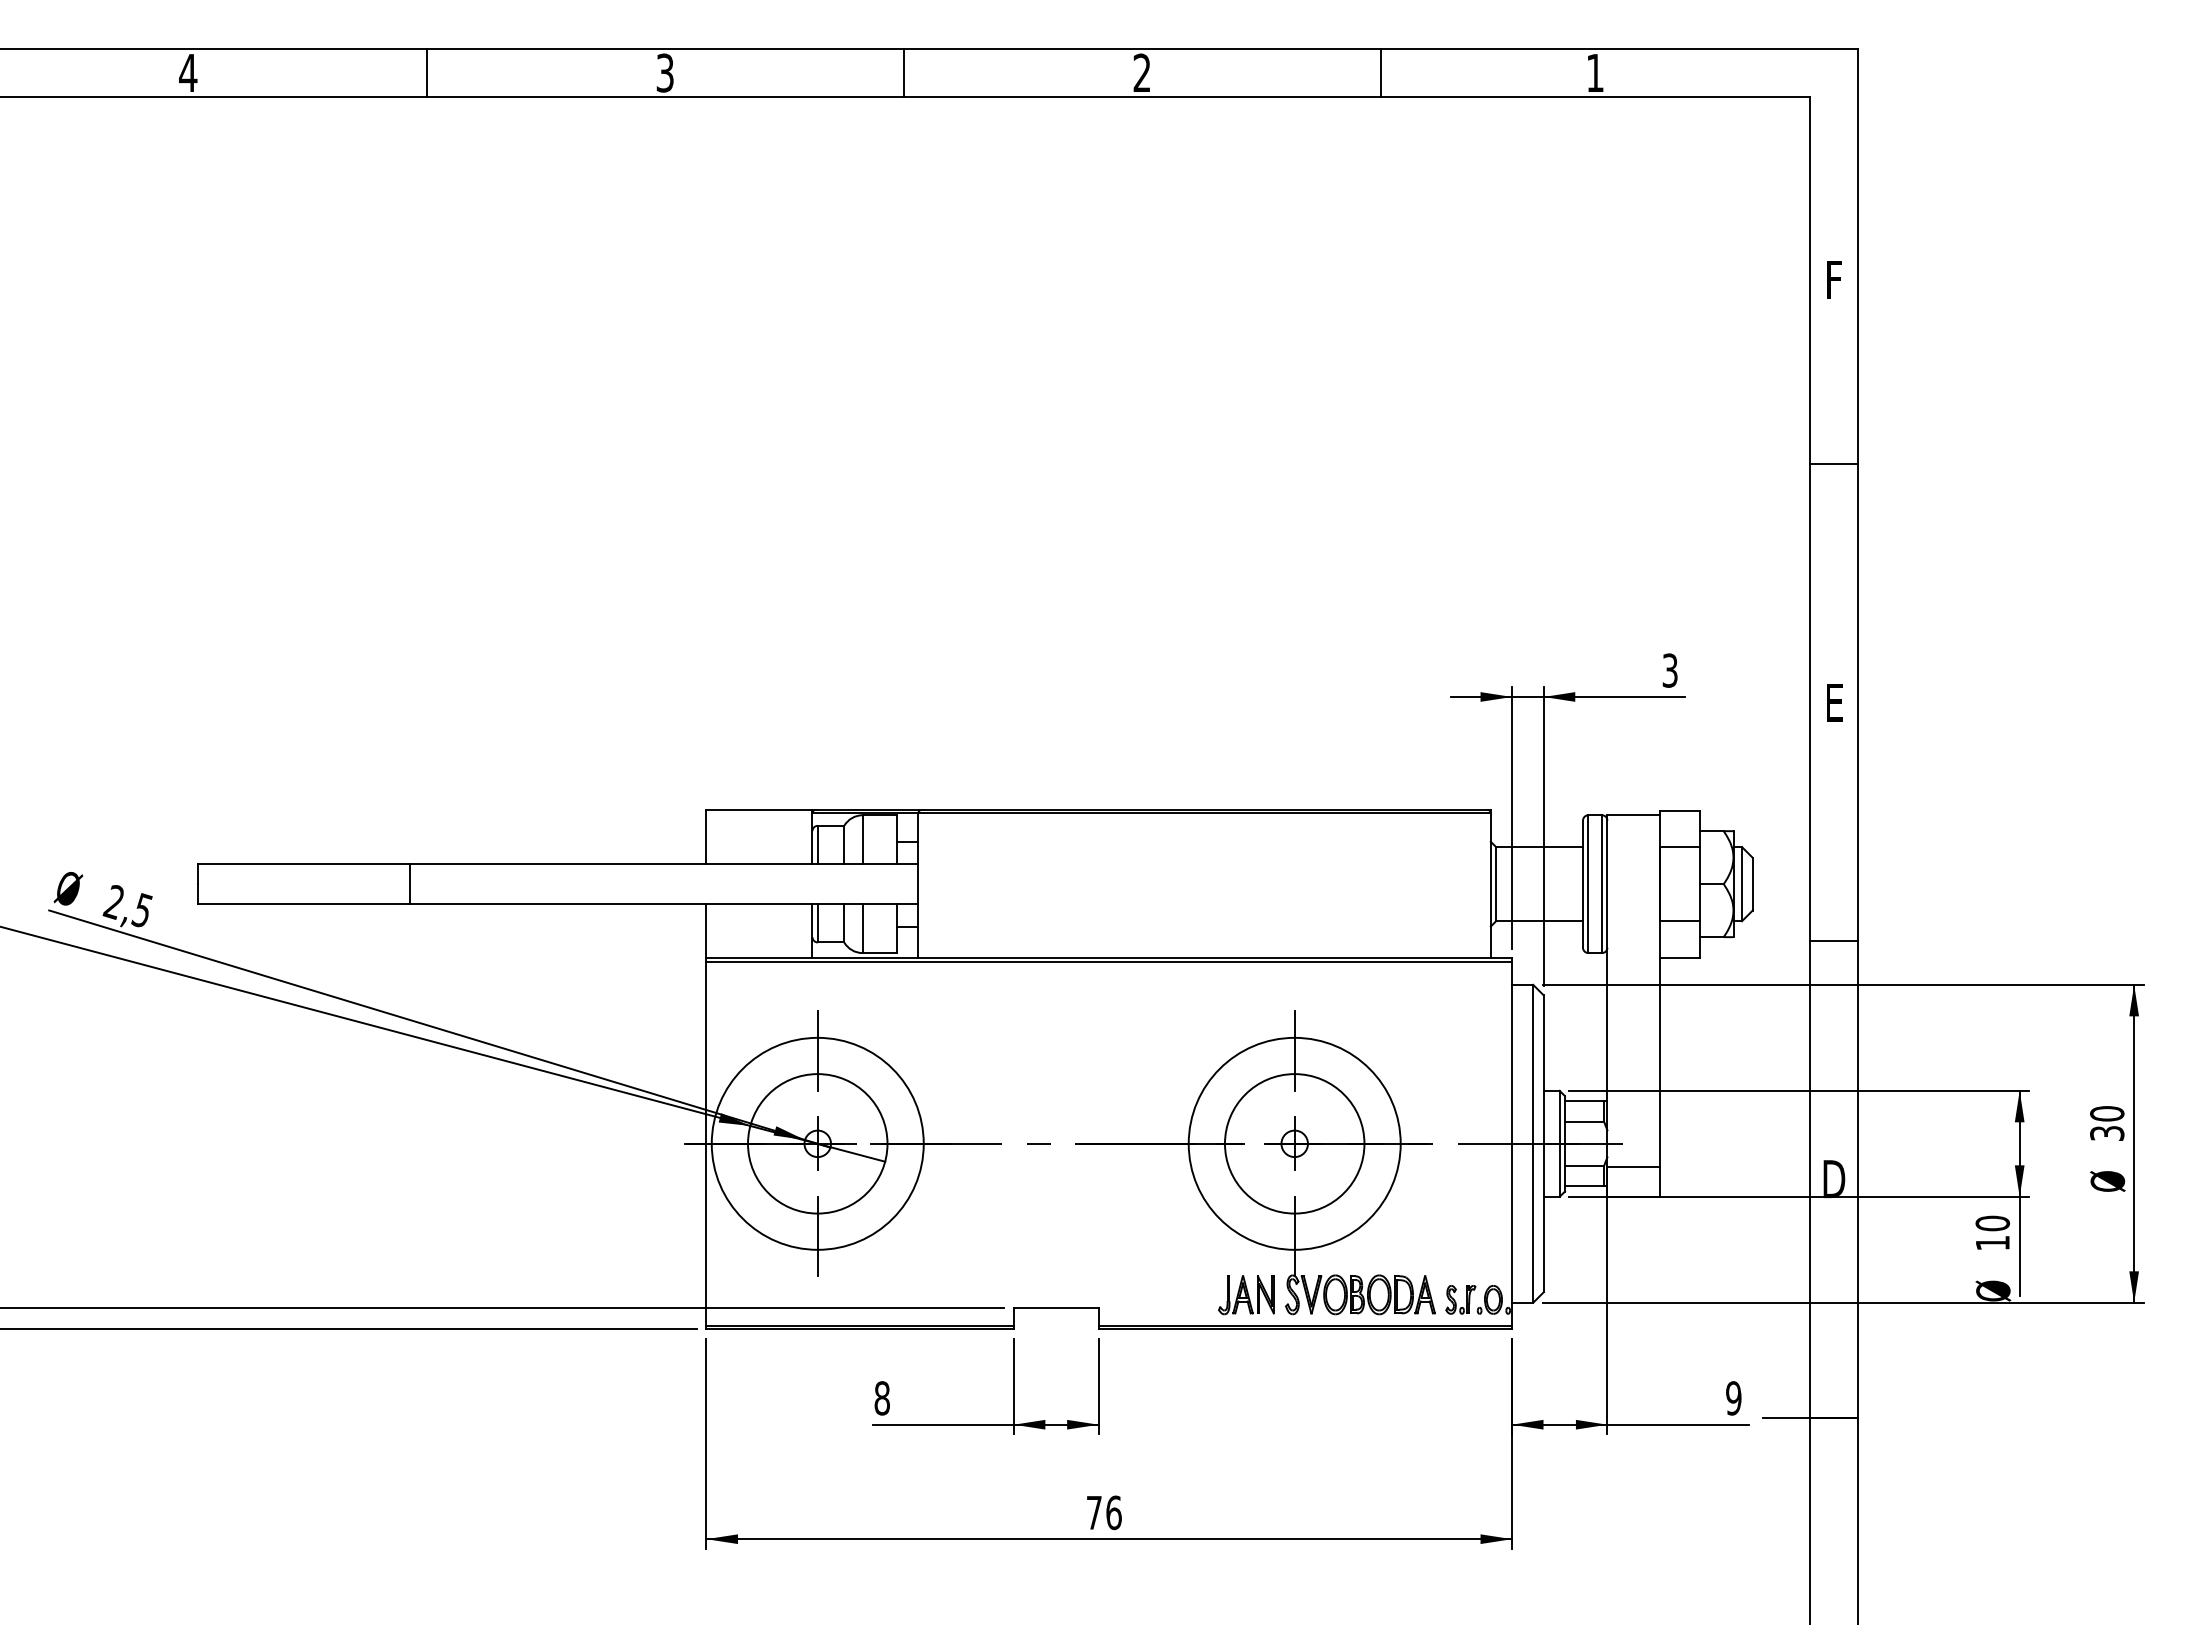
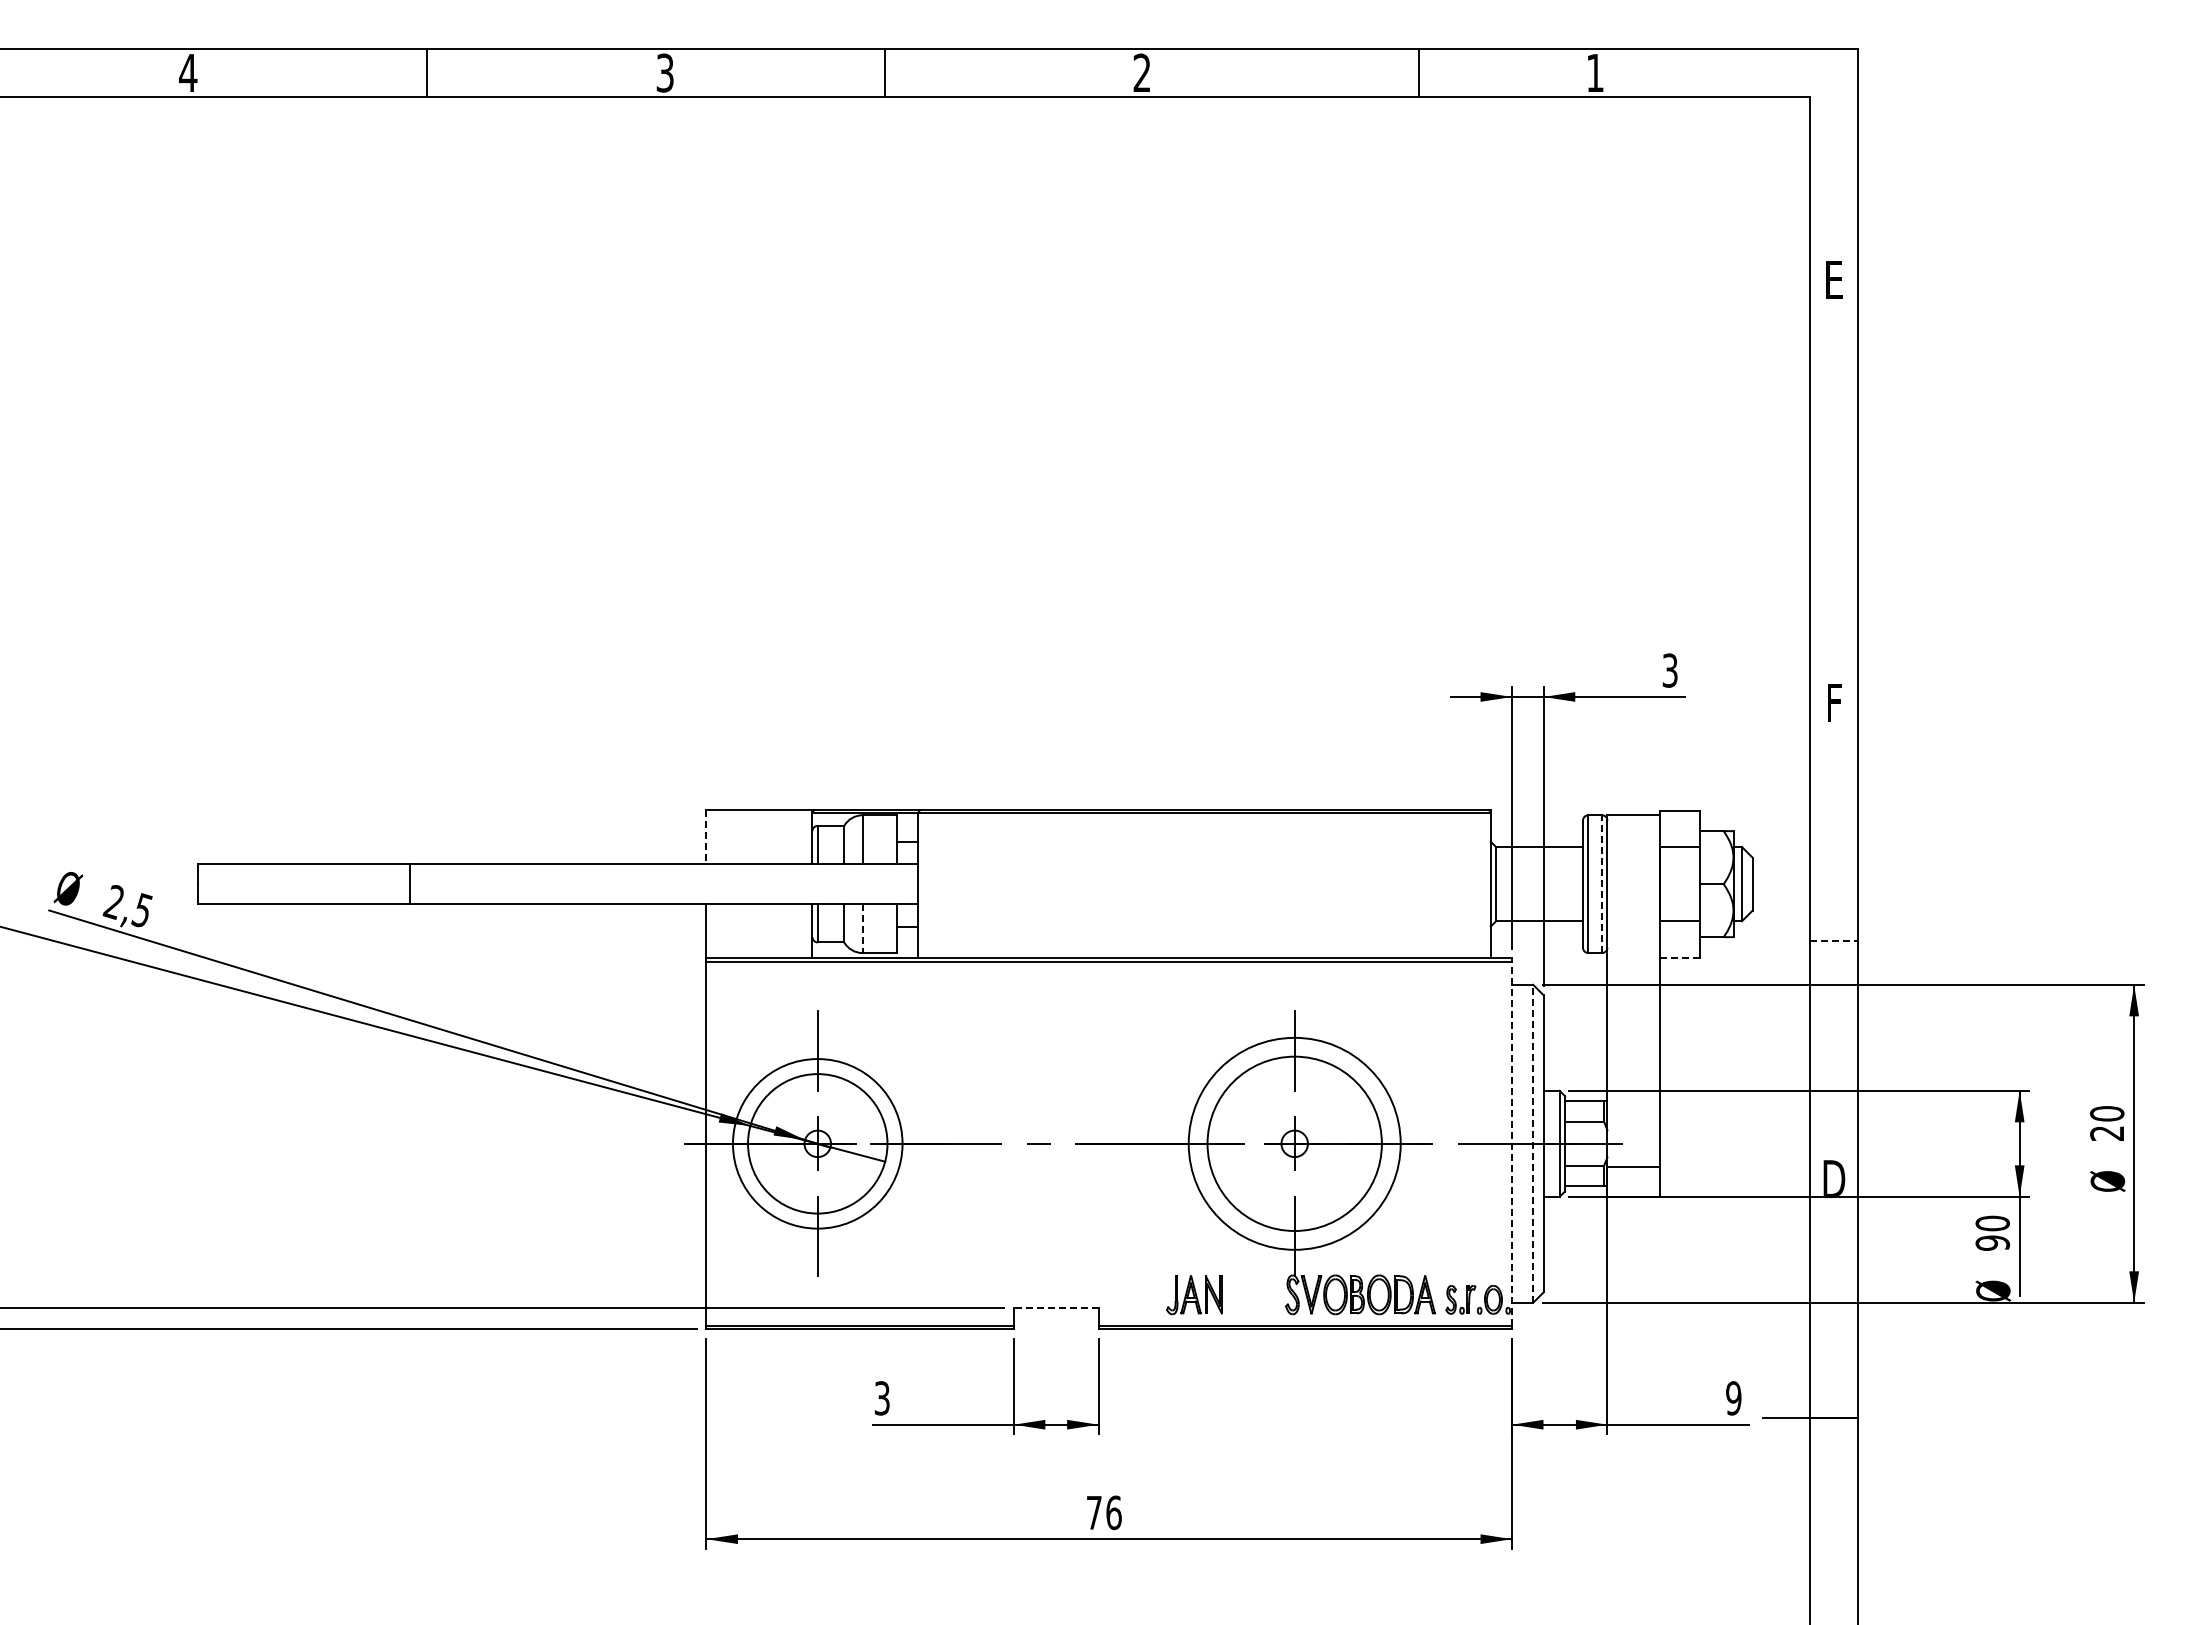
line position: (904, 72) -> (885, 72) (885, 72)
line position: (1381, 72) -> (1419, 72) (1419, 72)
text: F -> E (1834, 279)
line: present -> none (1834, 463)
text: E -> F (1834, 702)
line: solid -> dashed (706, 837)
line: solid -> dashed (1602, 884)
line: solid -> dashed (862, 929)
line: solid -> dashed (1834, 940)
line: solid -> dashed (1679, 957)
text: 30 -> 20 (2107, 1133)
circle diameter: 212 px -> 170 px (817, 1143)
circle diameter: 139 px -> 174 px (1294, 1143)
line: solid -> dashed (1512, 1143)
line: solid -> dashed (1533, 1143)
text: 10 -> 90 (1992, 1242)
part position: (1246, 1295) -> (1194, 1295) (1194, 1295)
line: solid -> dashed (1055, 1308)
text: 8 -> 3 (881, 1398)
